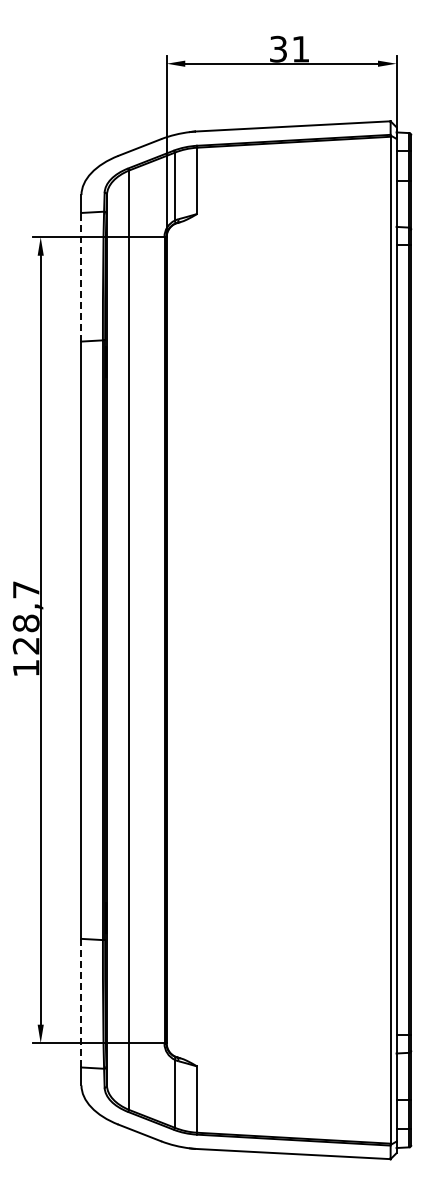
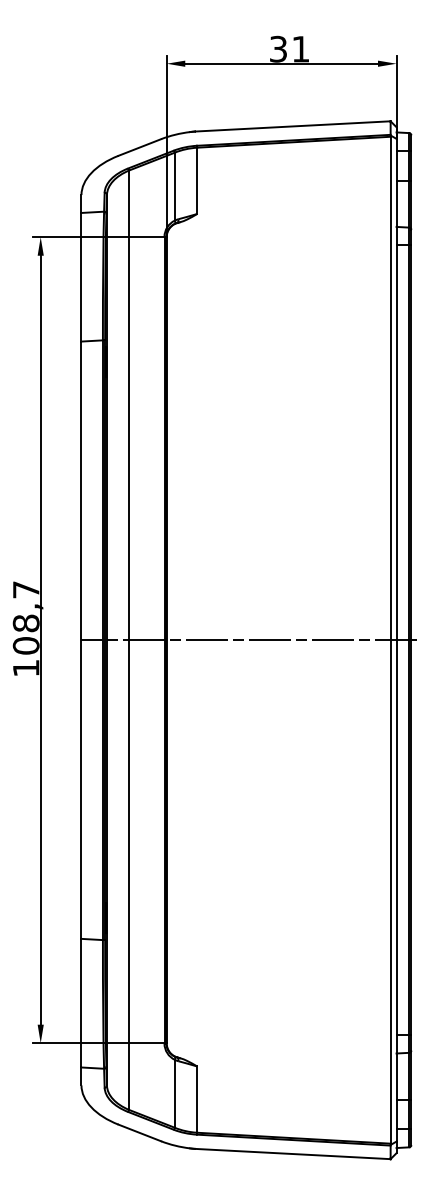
line: dashed -> solid (81, 276)
line: none -> present (249, 640)
text: 128,7 -> 108,7 (25, 645)
line: dashed -> solid (81, 1002)
